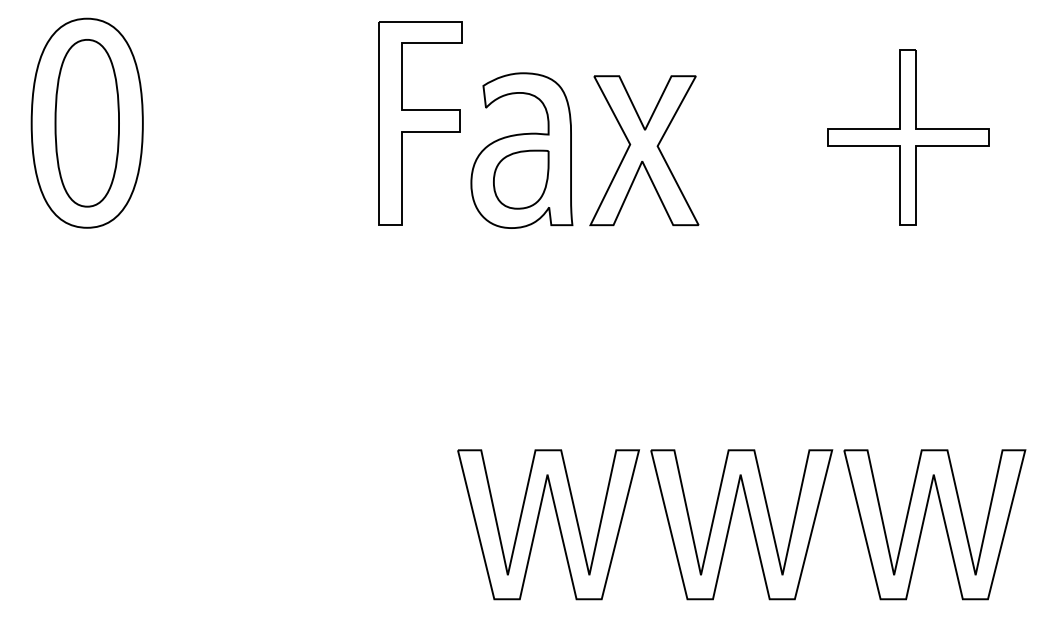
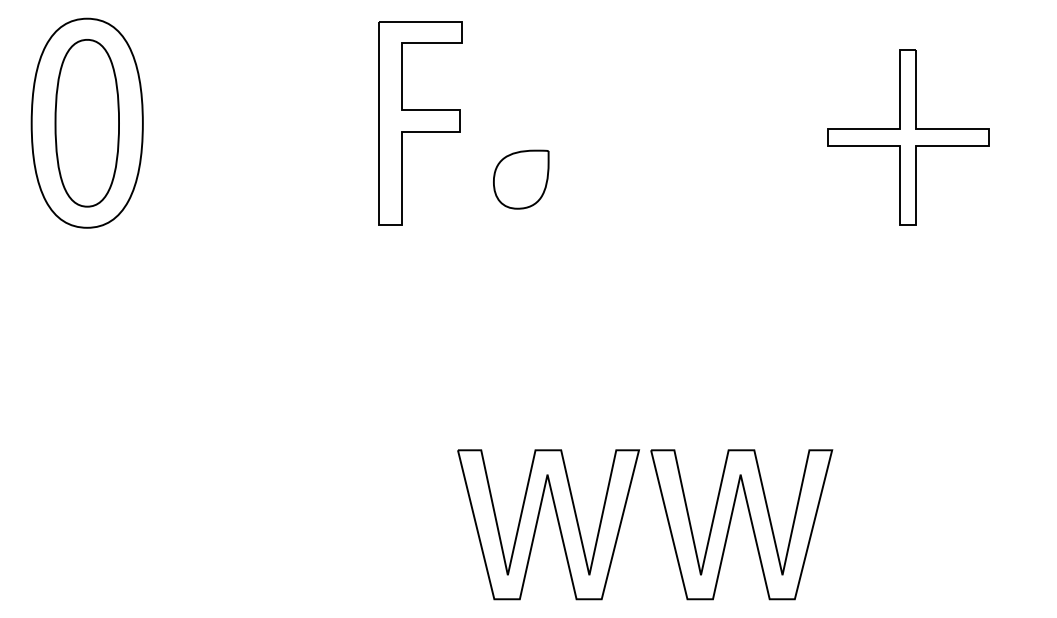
part: present -> none (521, 150)
part: present -> none (644, 150)
part: present -> none (943, 521)
